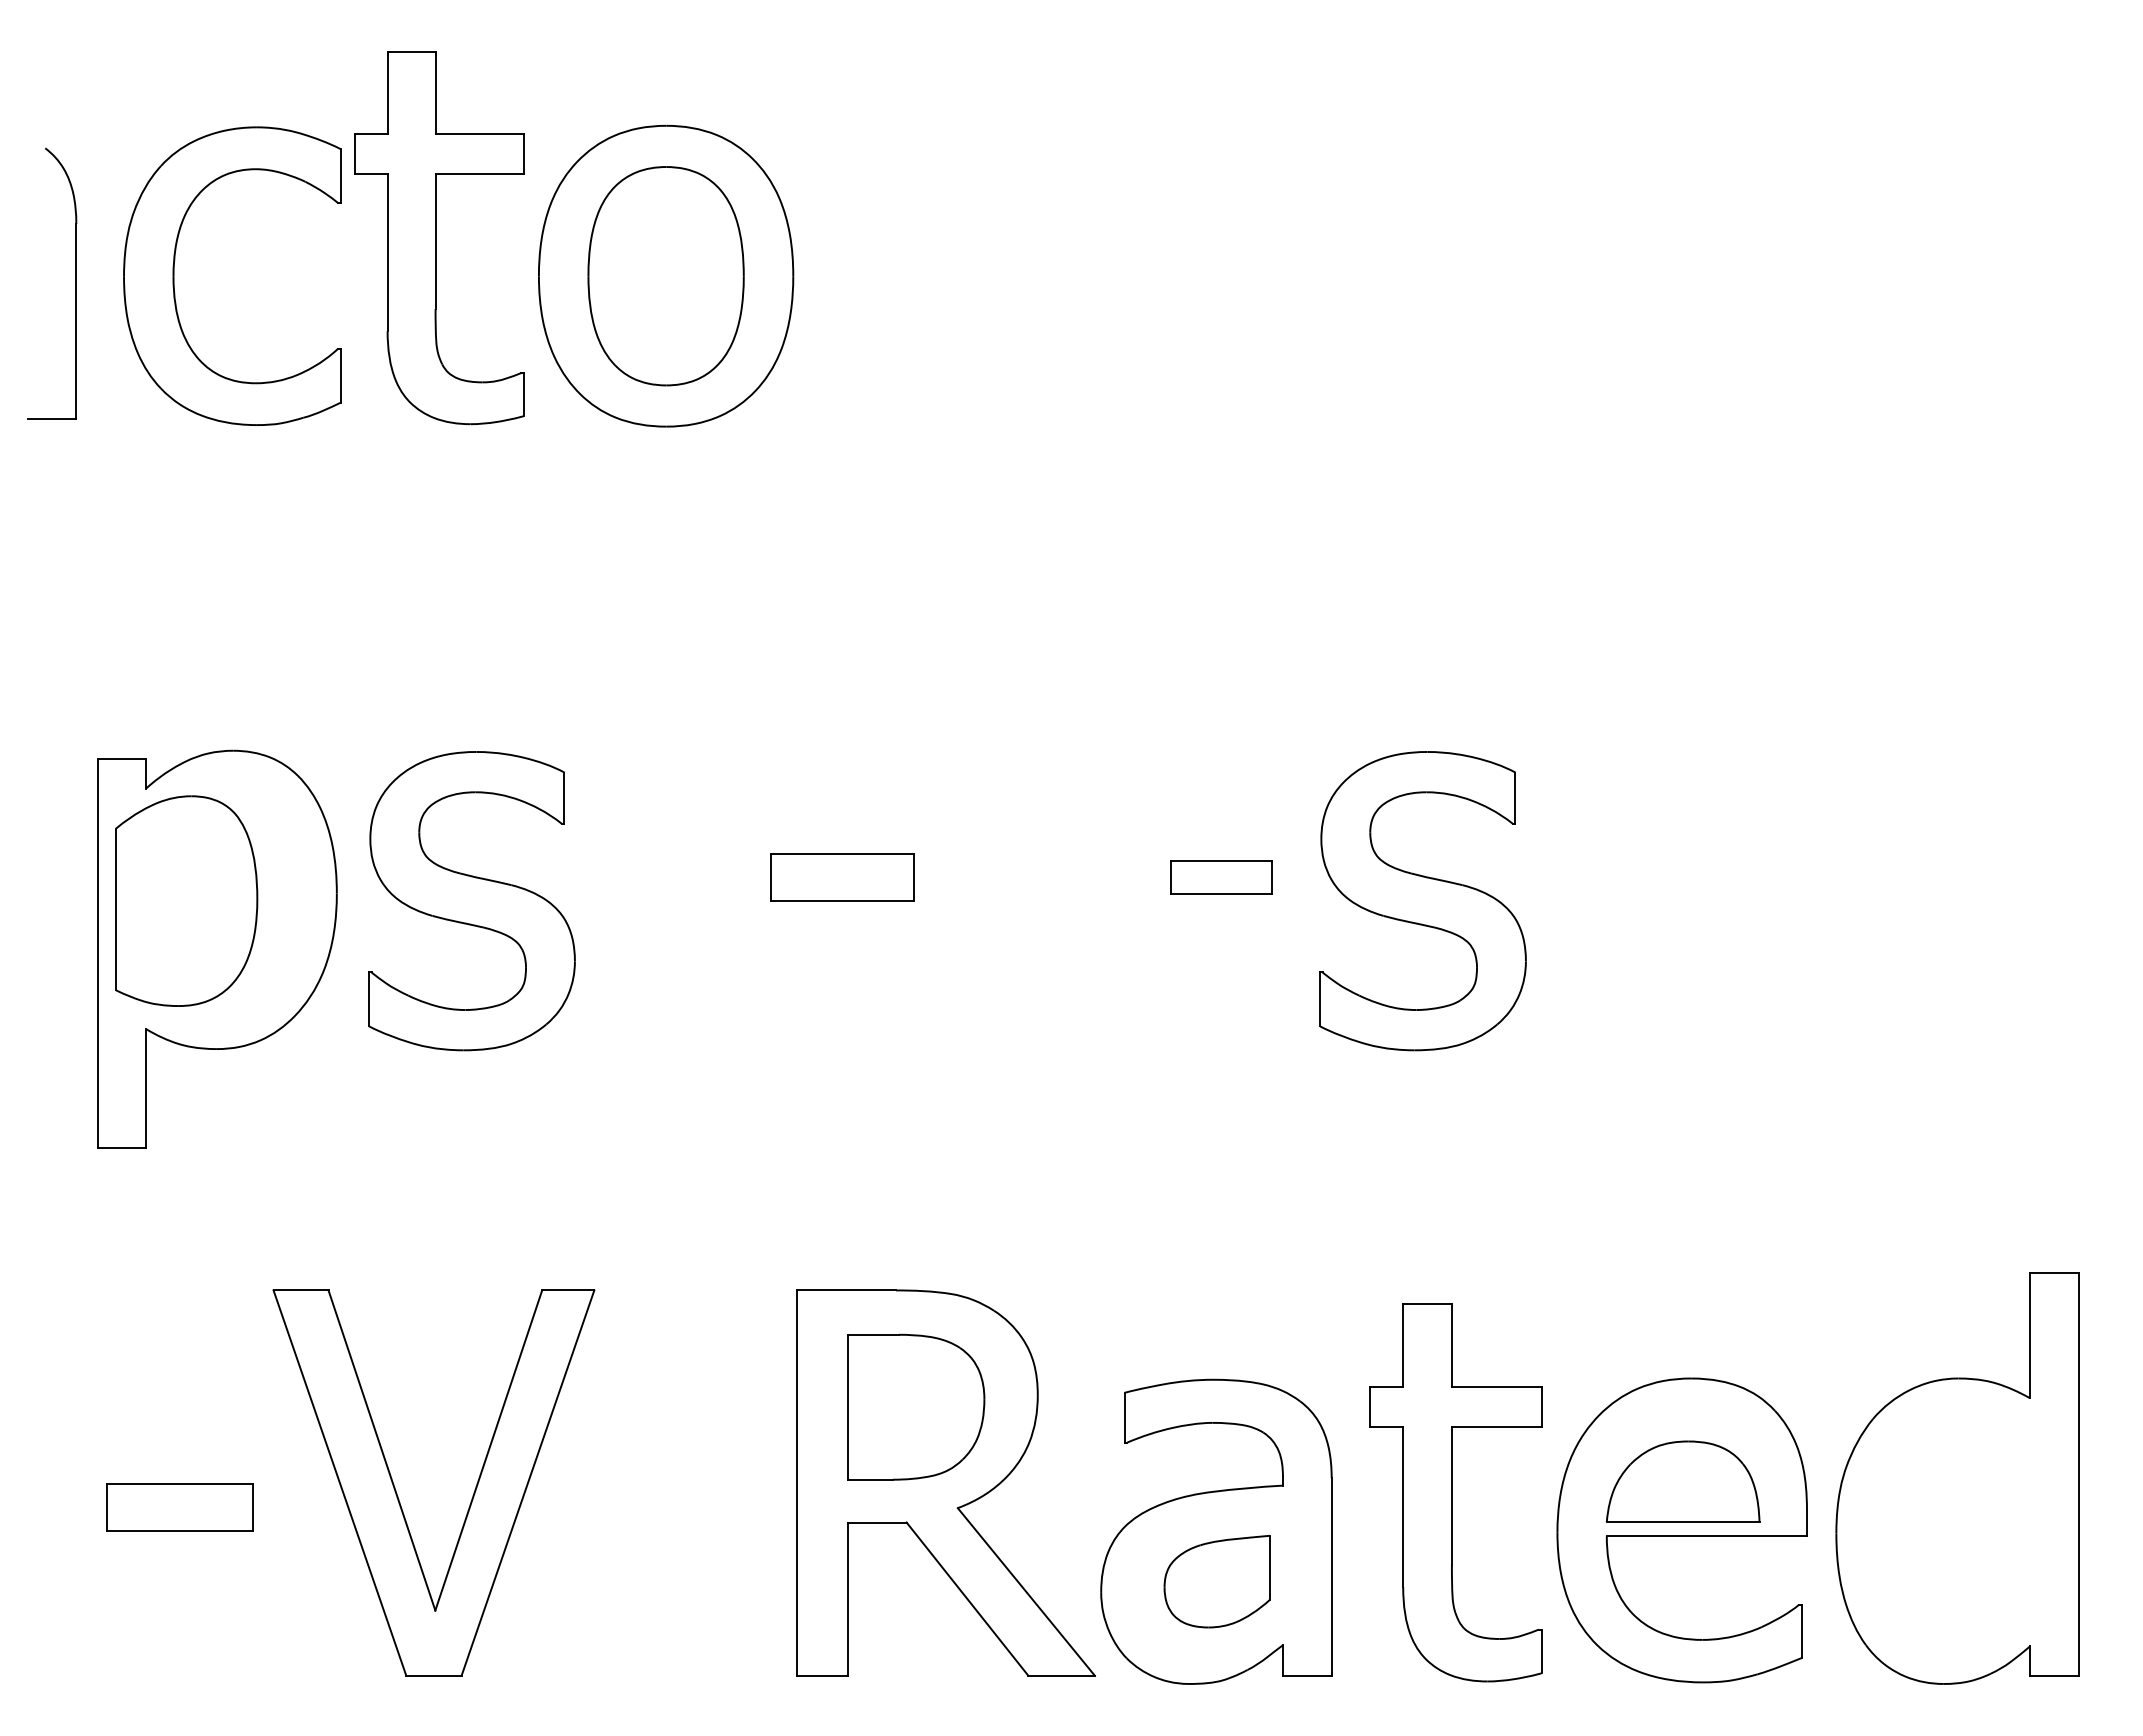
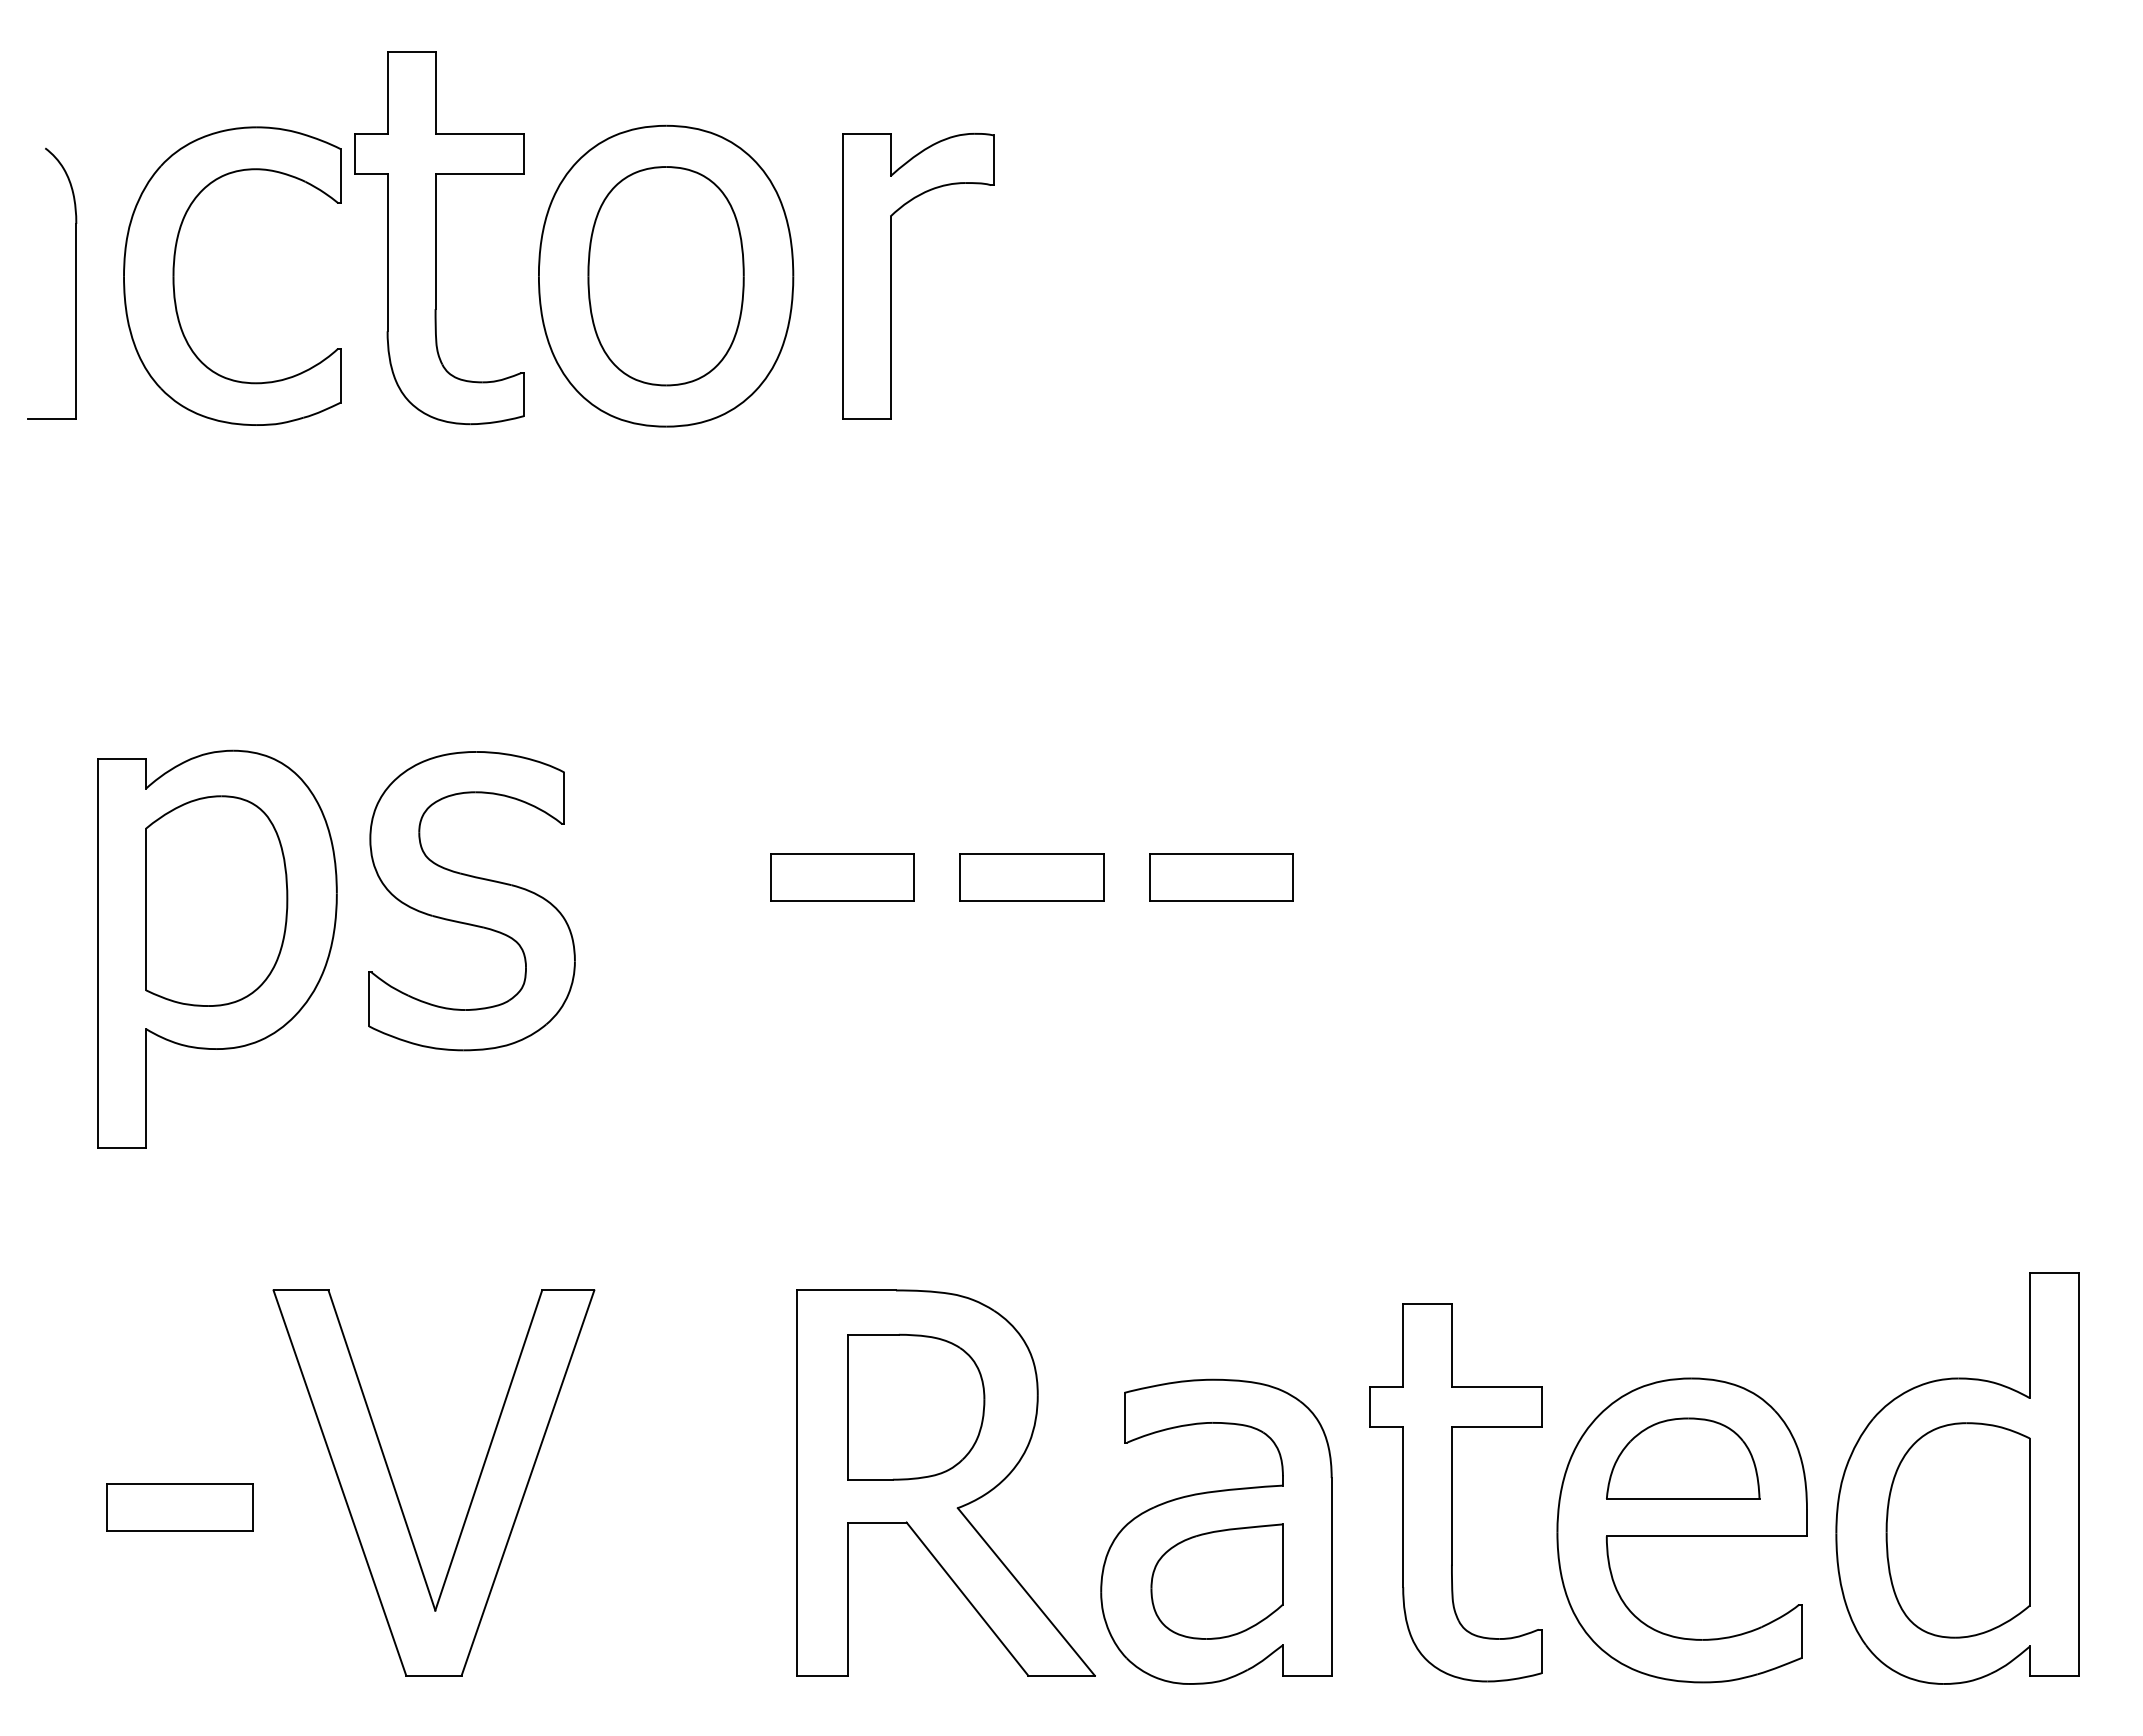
part: none -> present (891, 275)
part: none -> present (1031, 877)
part size: 103x35 px -> 145x49 px (1221, 877)
part position: (186, 900) -> (216, 900) (216, 900)
part: present -> none (1422, 901)
part position: (1683, 1481) -> (1683, 1458) (1683, 1458)
part: none -> present (1957, 1530)
part size: 108x94 px -> 134x117 px (1216, 1581)
